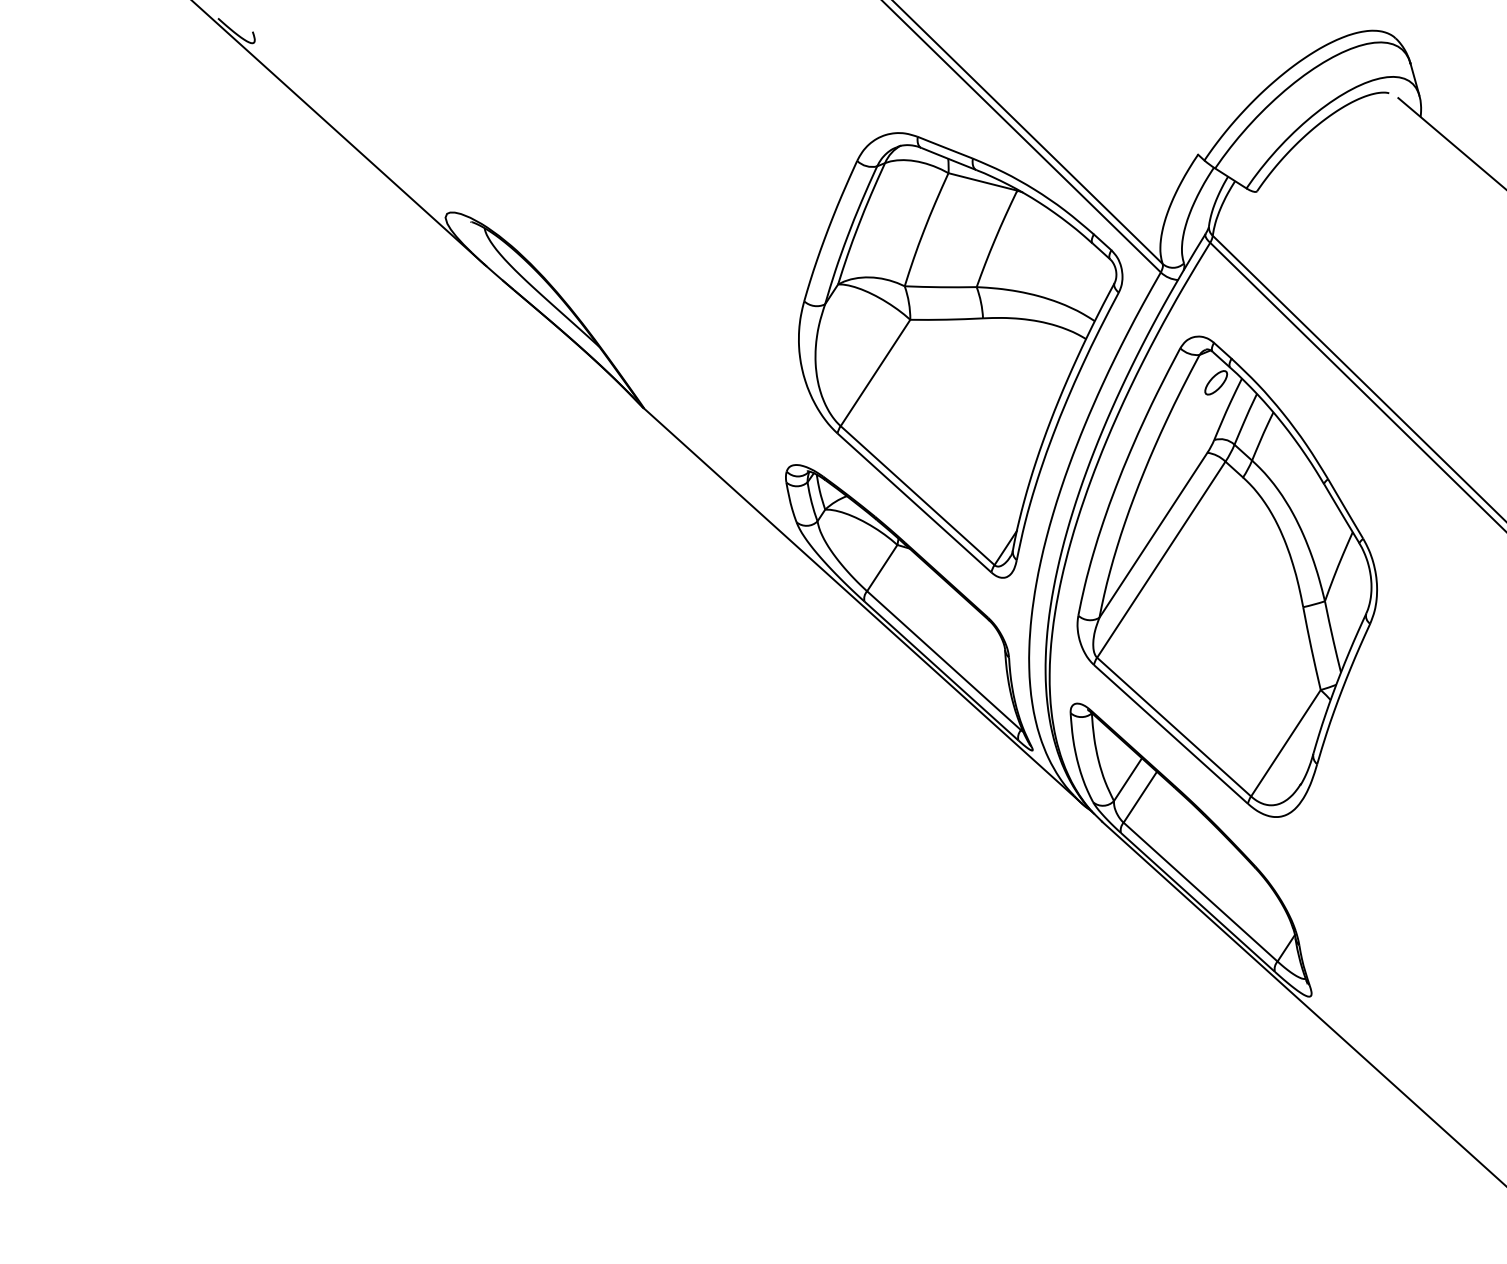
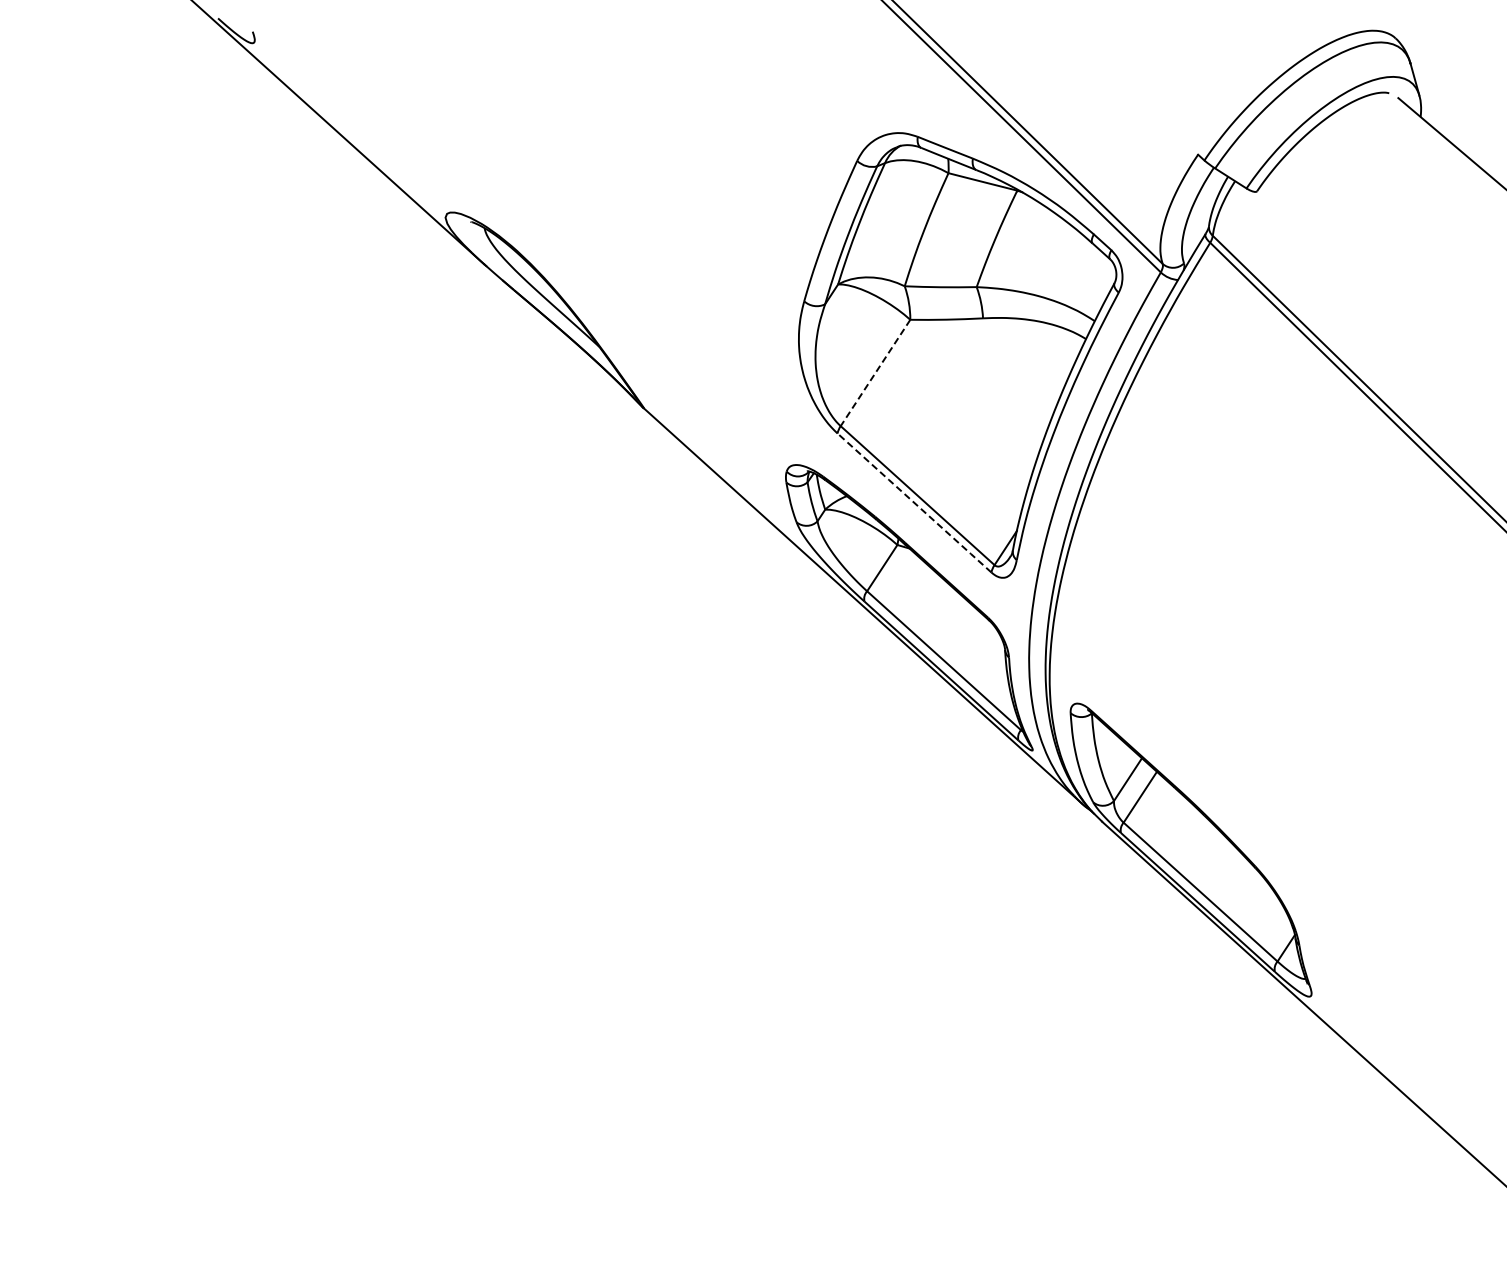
line: solid -> dashed (875, 372)
line: solid -> dashed (914, 502)
part: present -> none (1226, 576)
